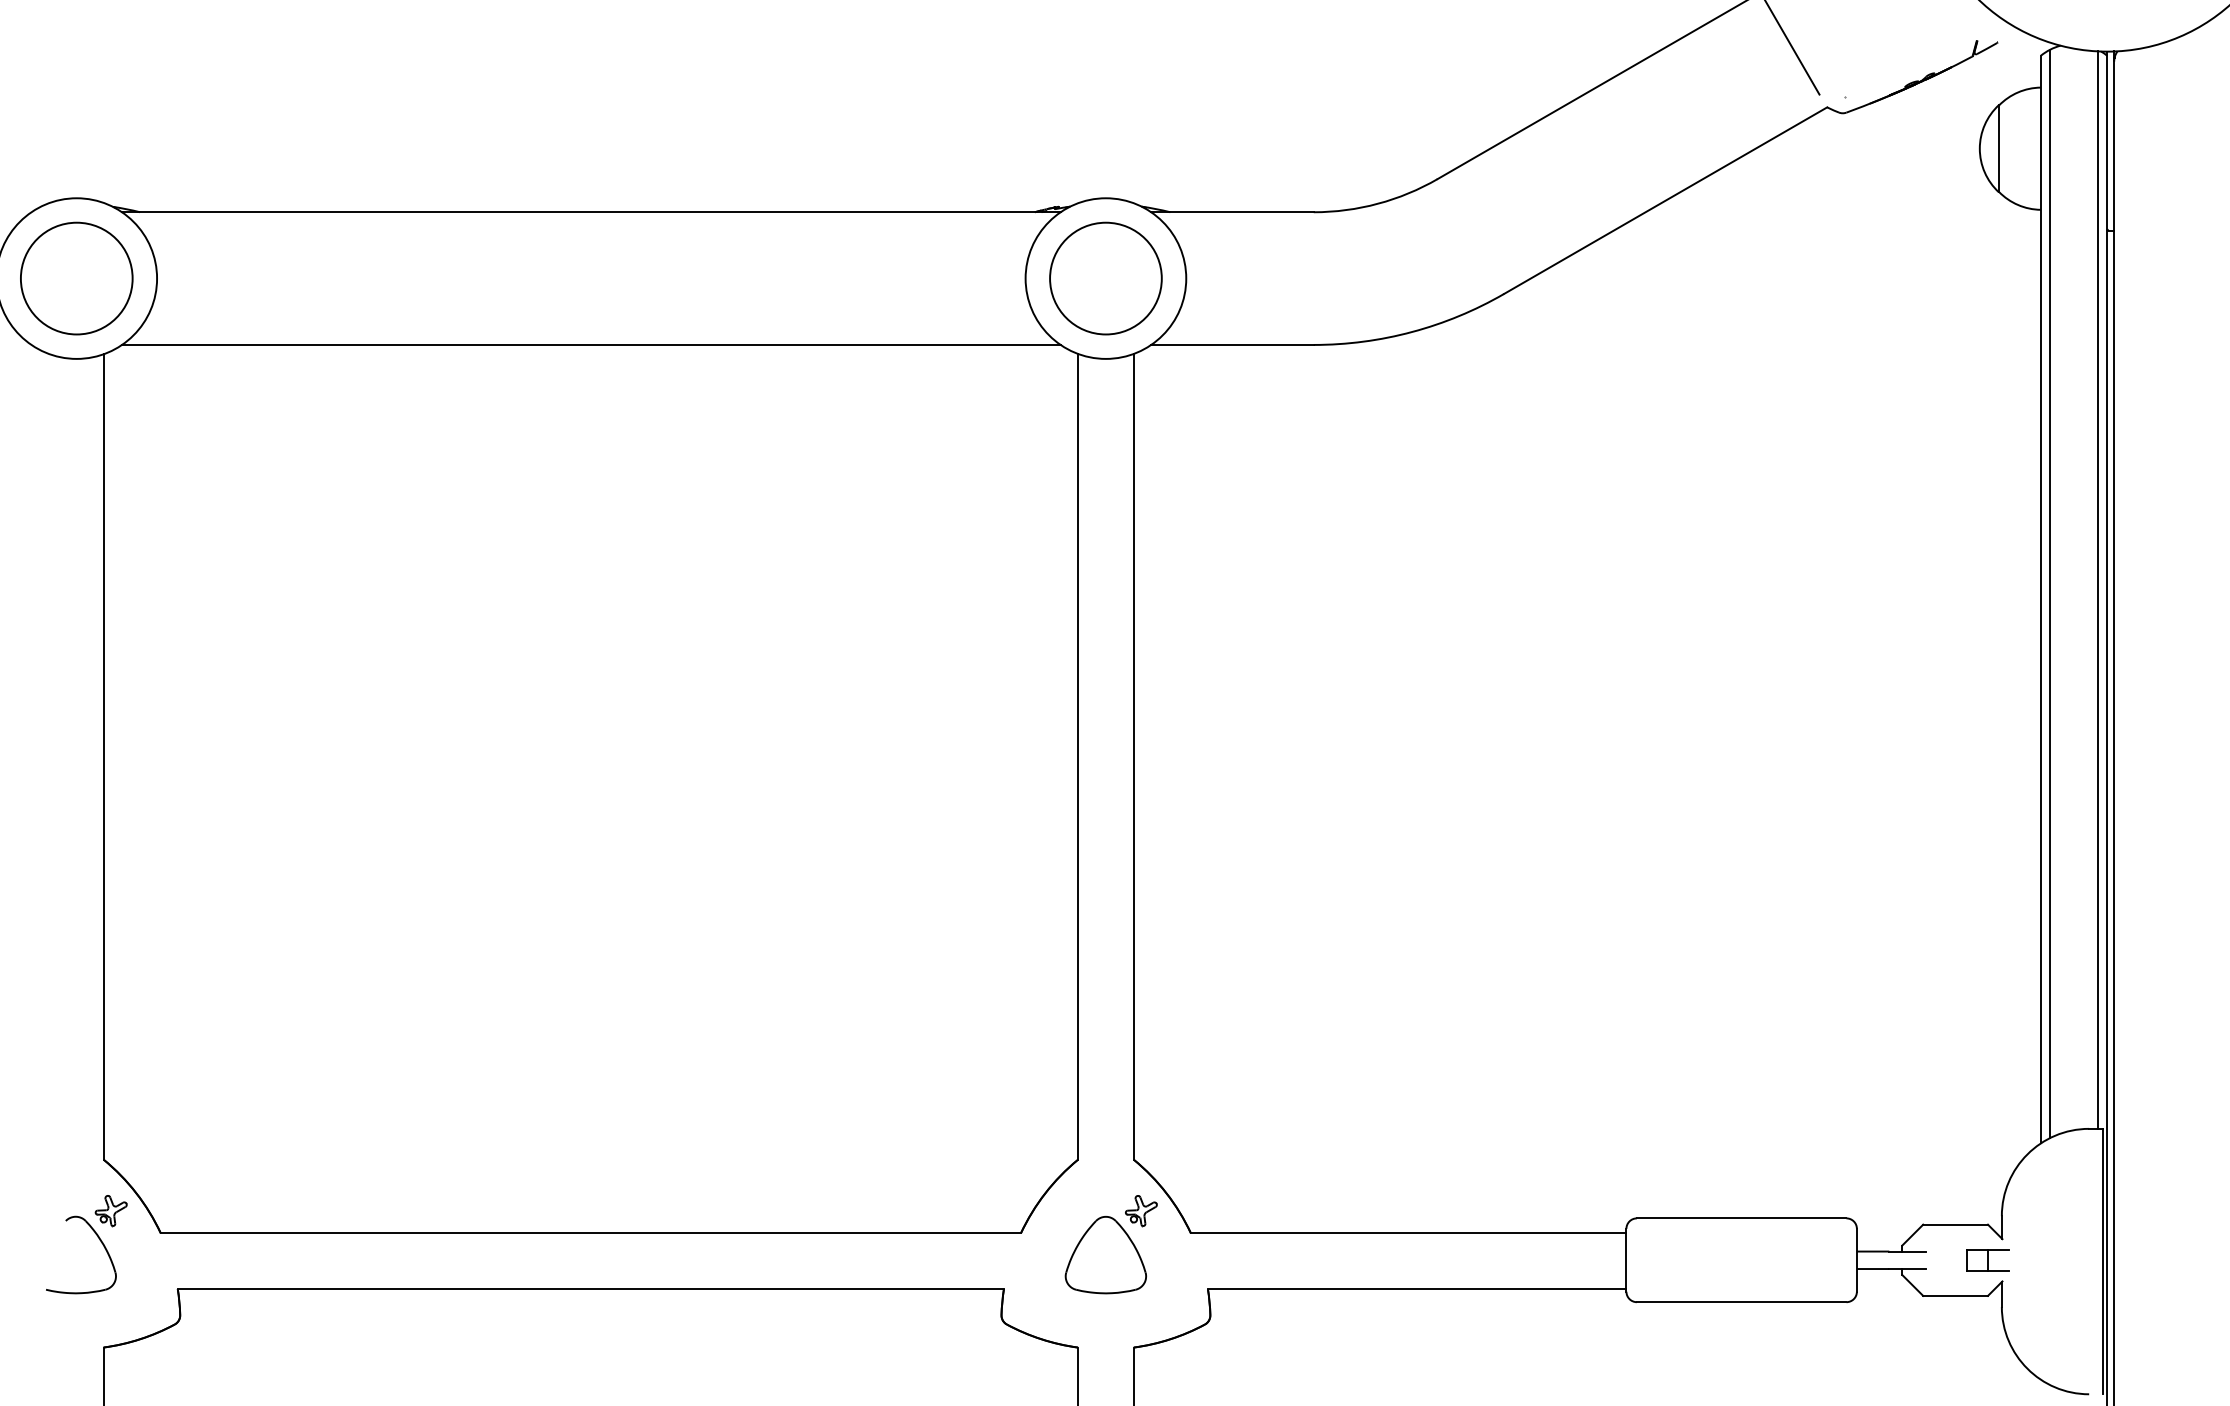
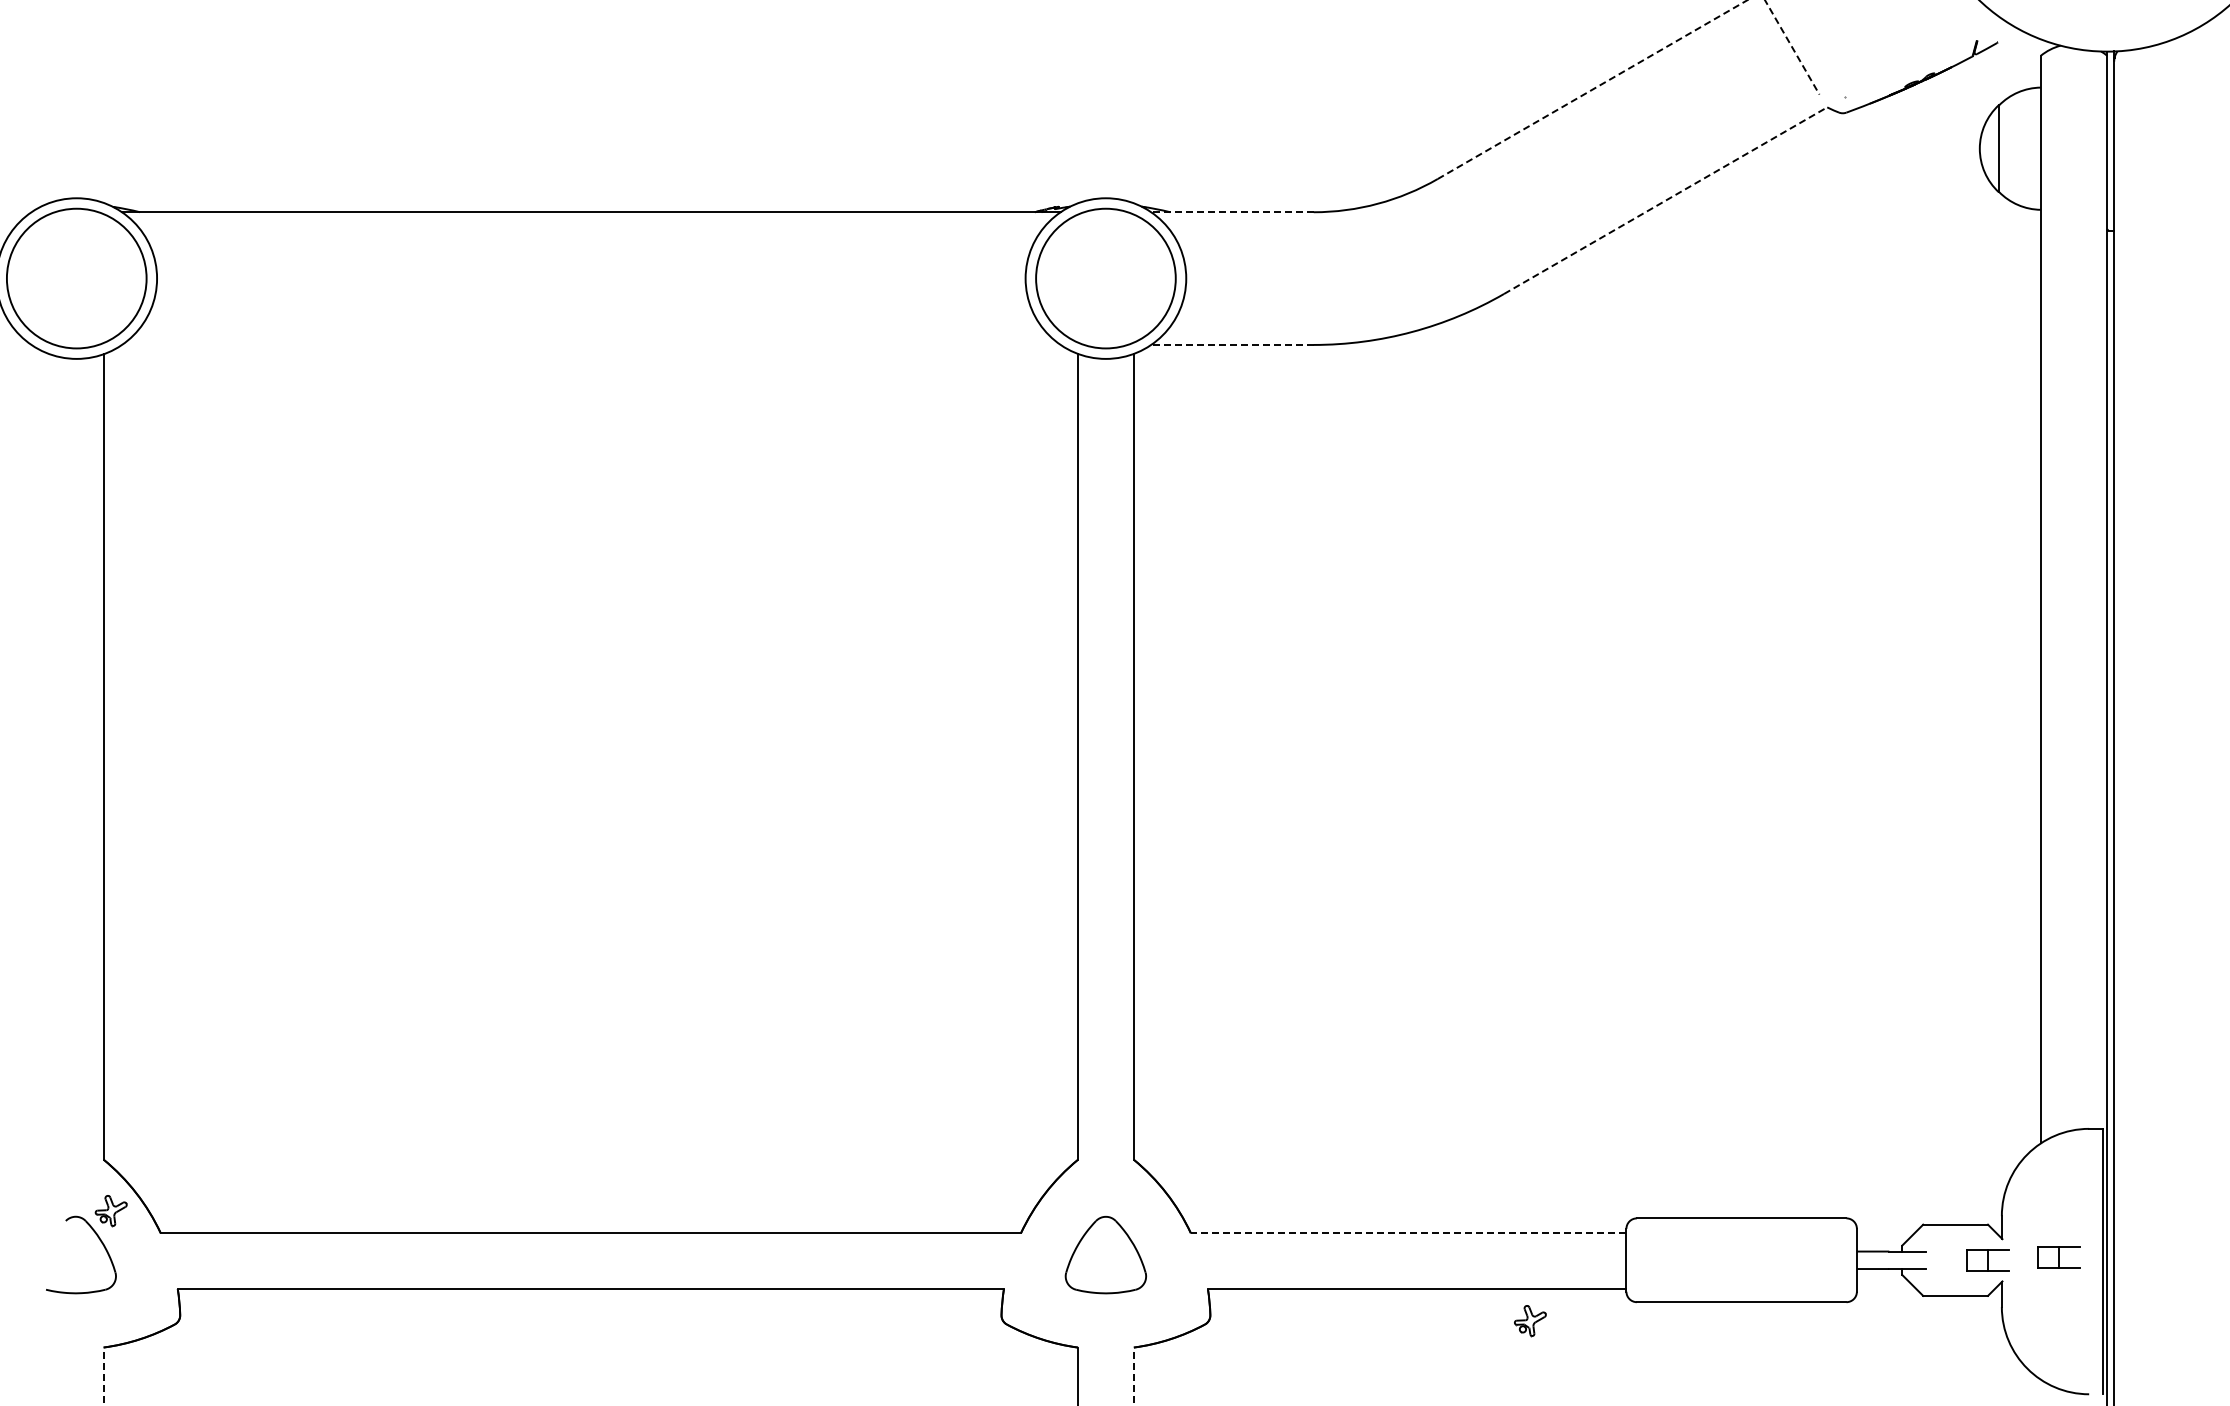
line: solid -> dashed (1792, 47)
line: solid -> dashed (1592, 89)
line: solid -> dashed (1665, 200)
line: solid -> dashed (1231, 212)
circle diameter: 112 px -> 140 px (76, 278)
circle diameter: 112 px -> 140 px (1105, 278)
line: present -> none (591, 344)
line: solid -> dashed (1231, 344)
line: present -> none (2098, 589)
line: present -> none (2049, 594)
part position: (1141, 1211) -> (1530, 1321) (1530, 1321)
line: solid -> dashed (1408, 1233)
part: none -> present (2058, 1257)
line: solid -> dashed (103, 1376)
line: solid -> dashed (1133, 1376)
